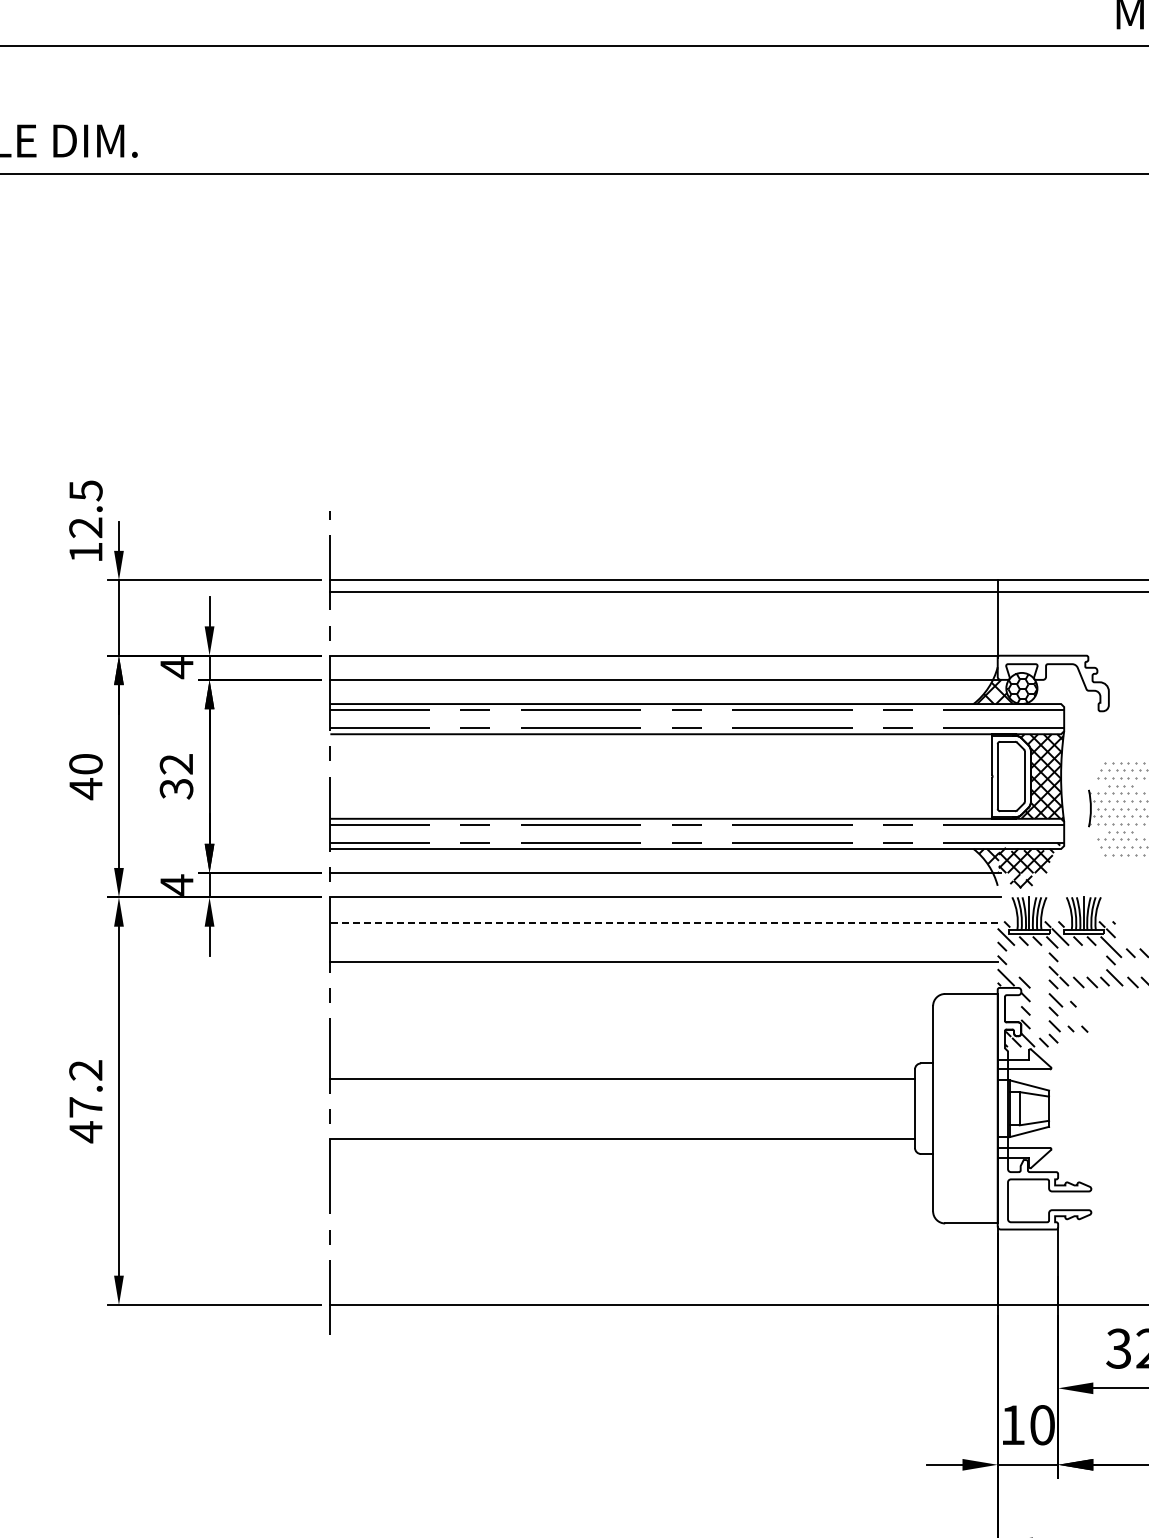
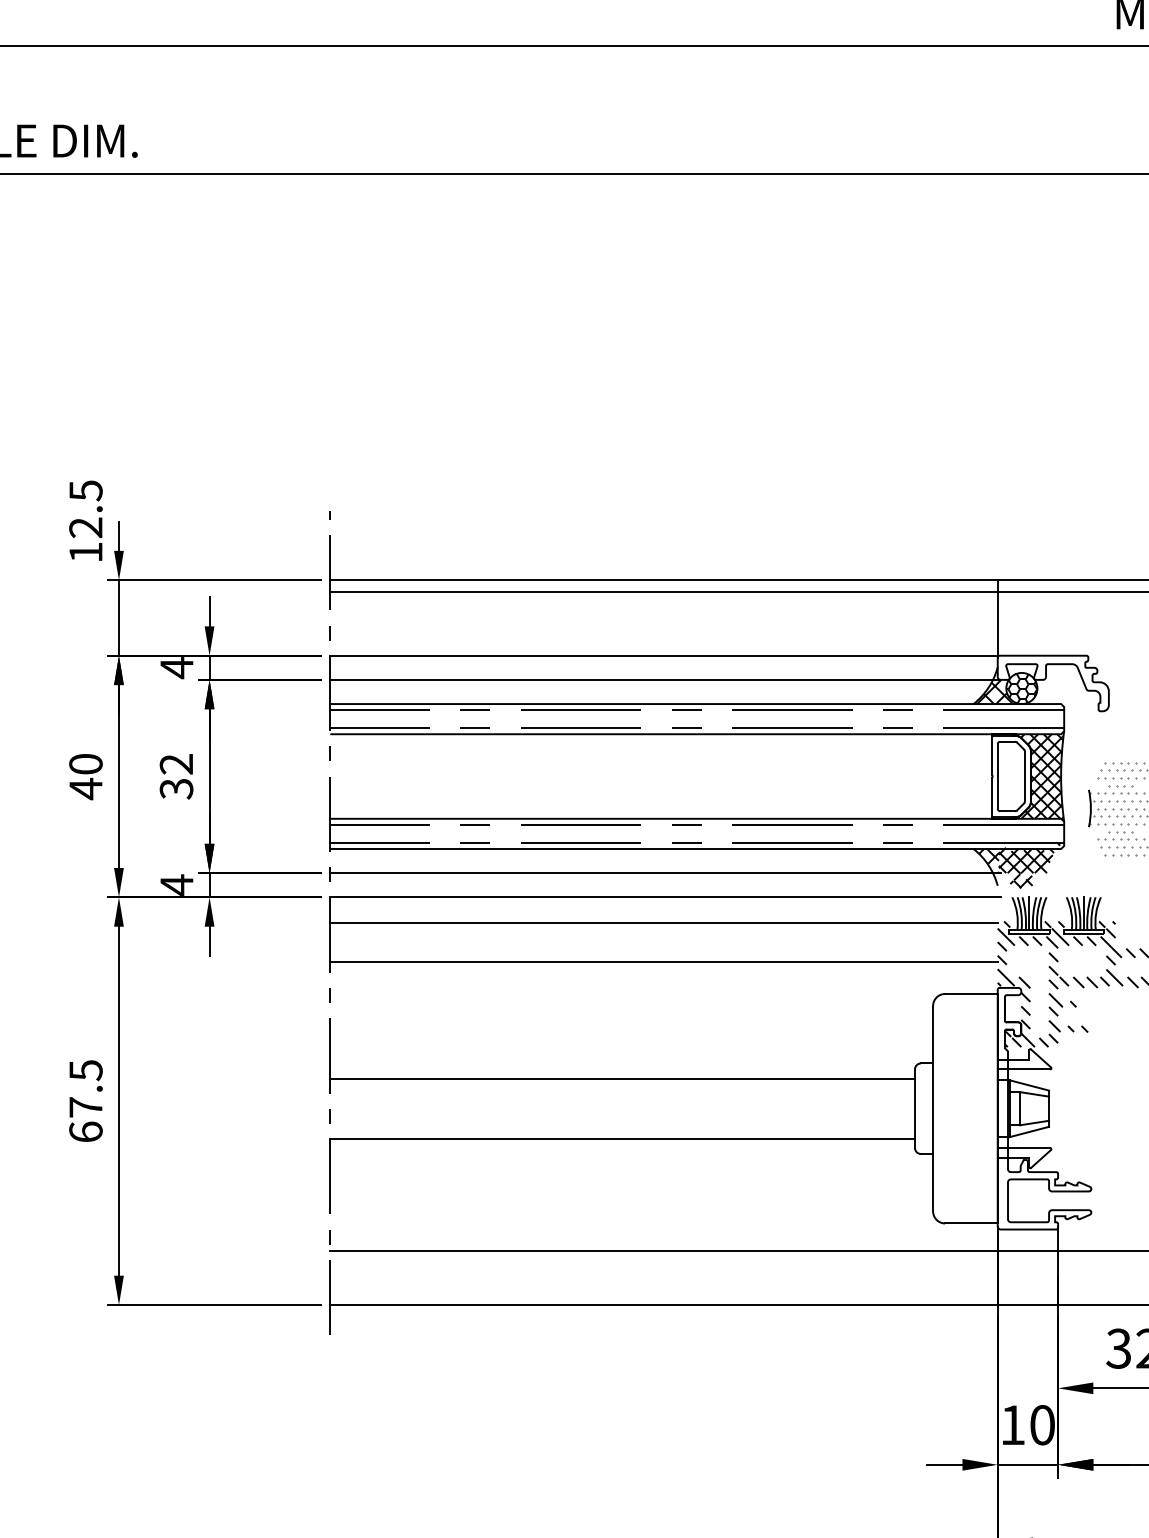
line: dashed -> solid (664, 922)
text: 47.2 -> 67.5 (85, 1101)
line: none -> present (737, 1250)
